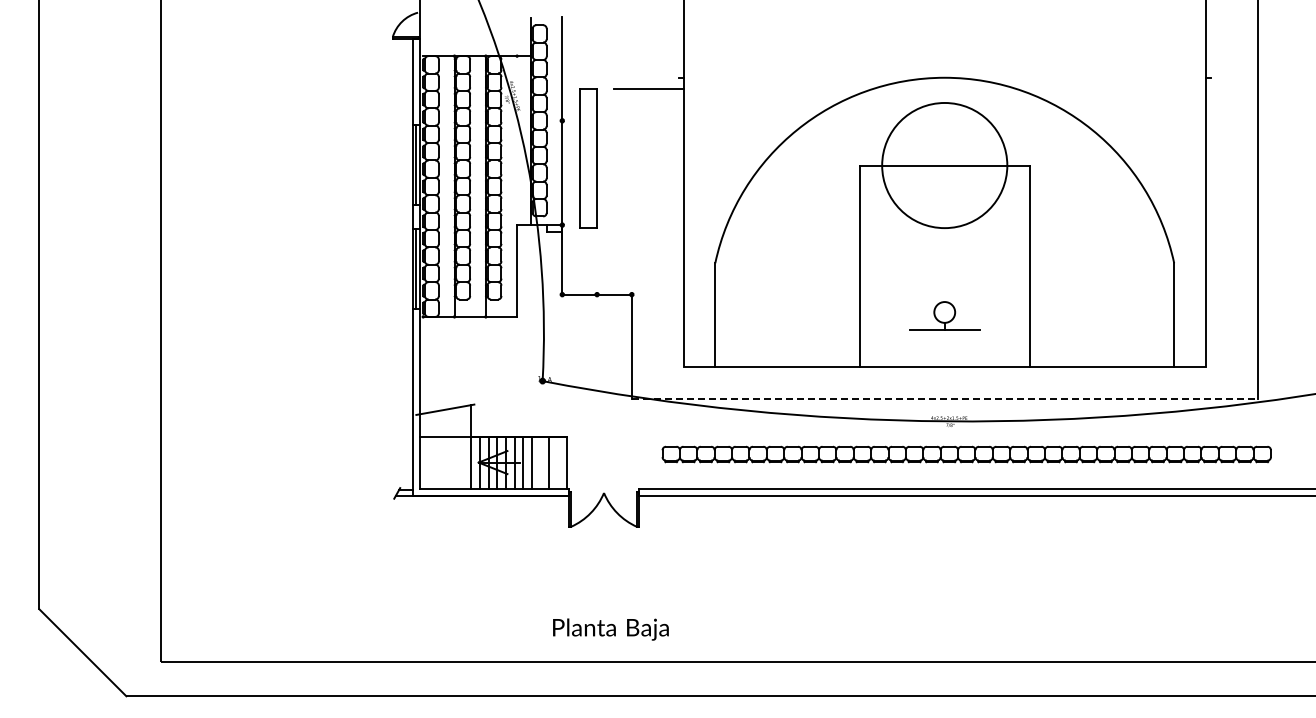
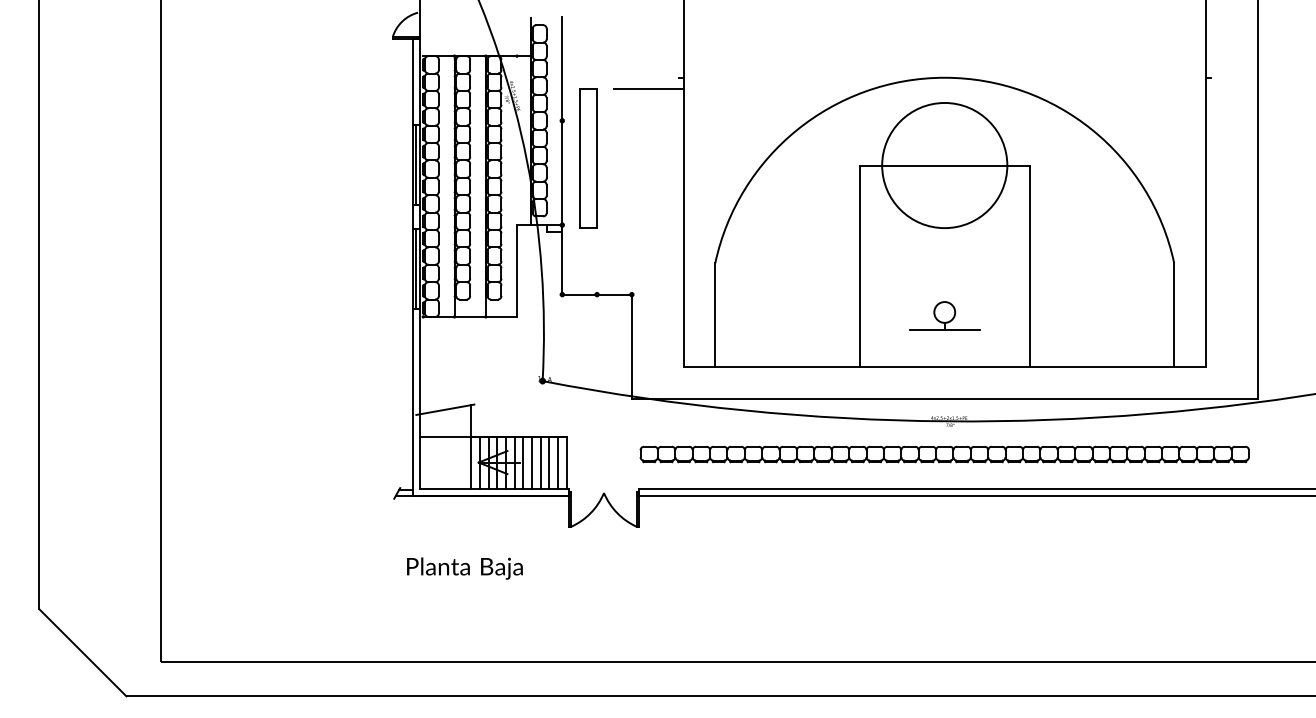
line: dashed -> solid (944, 398)
part position: (966, 454) -> (944, 454) (944, 454)
line: none -> present (540, 462)
line: none -> present (558, 462)
text position: (610, 629) -> (464, 568) (464, 568)
